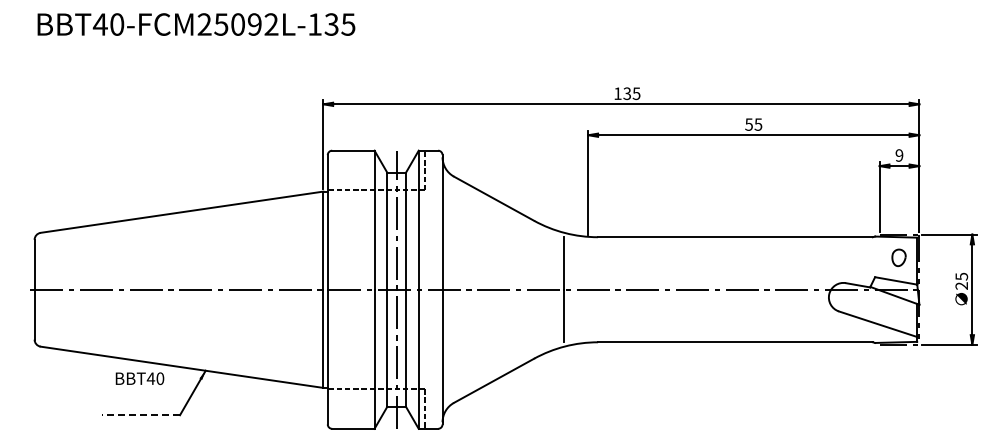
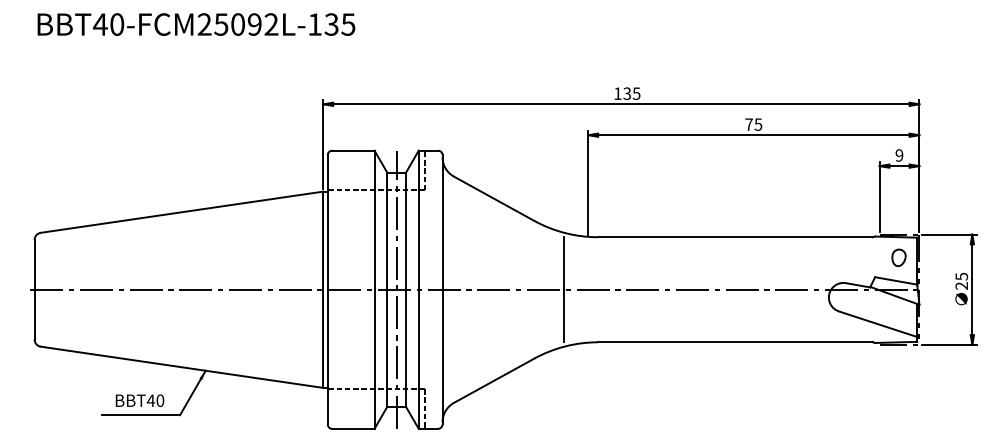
text: 55 -> 75 (748, 124)
text position: (139, 378) -> (139, 400) (139, 400)
line: dashed -> solid (140, 415)
